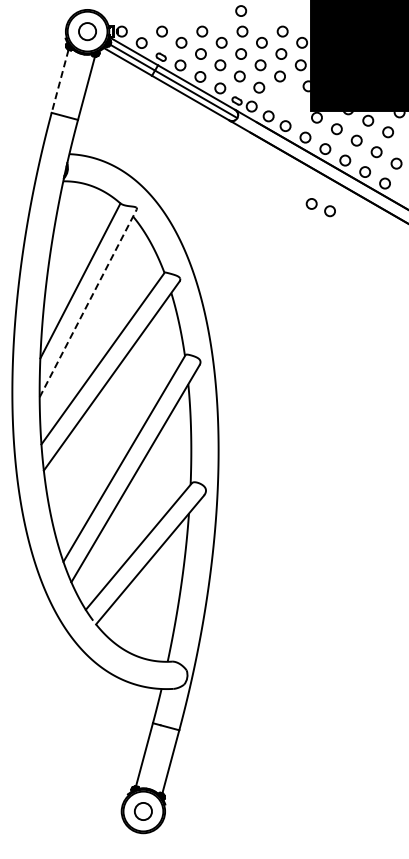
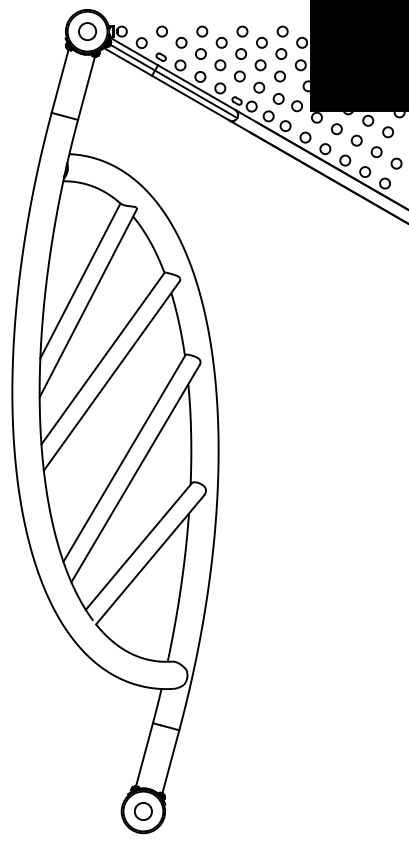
circle: present -> none (241, 10)
line: dashed -> solid (60, 81)
part position: (320, 207) -> (287, 102) (287, 102)
line: dashed -> solid (88, 303)
